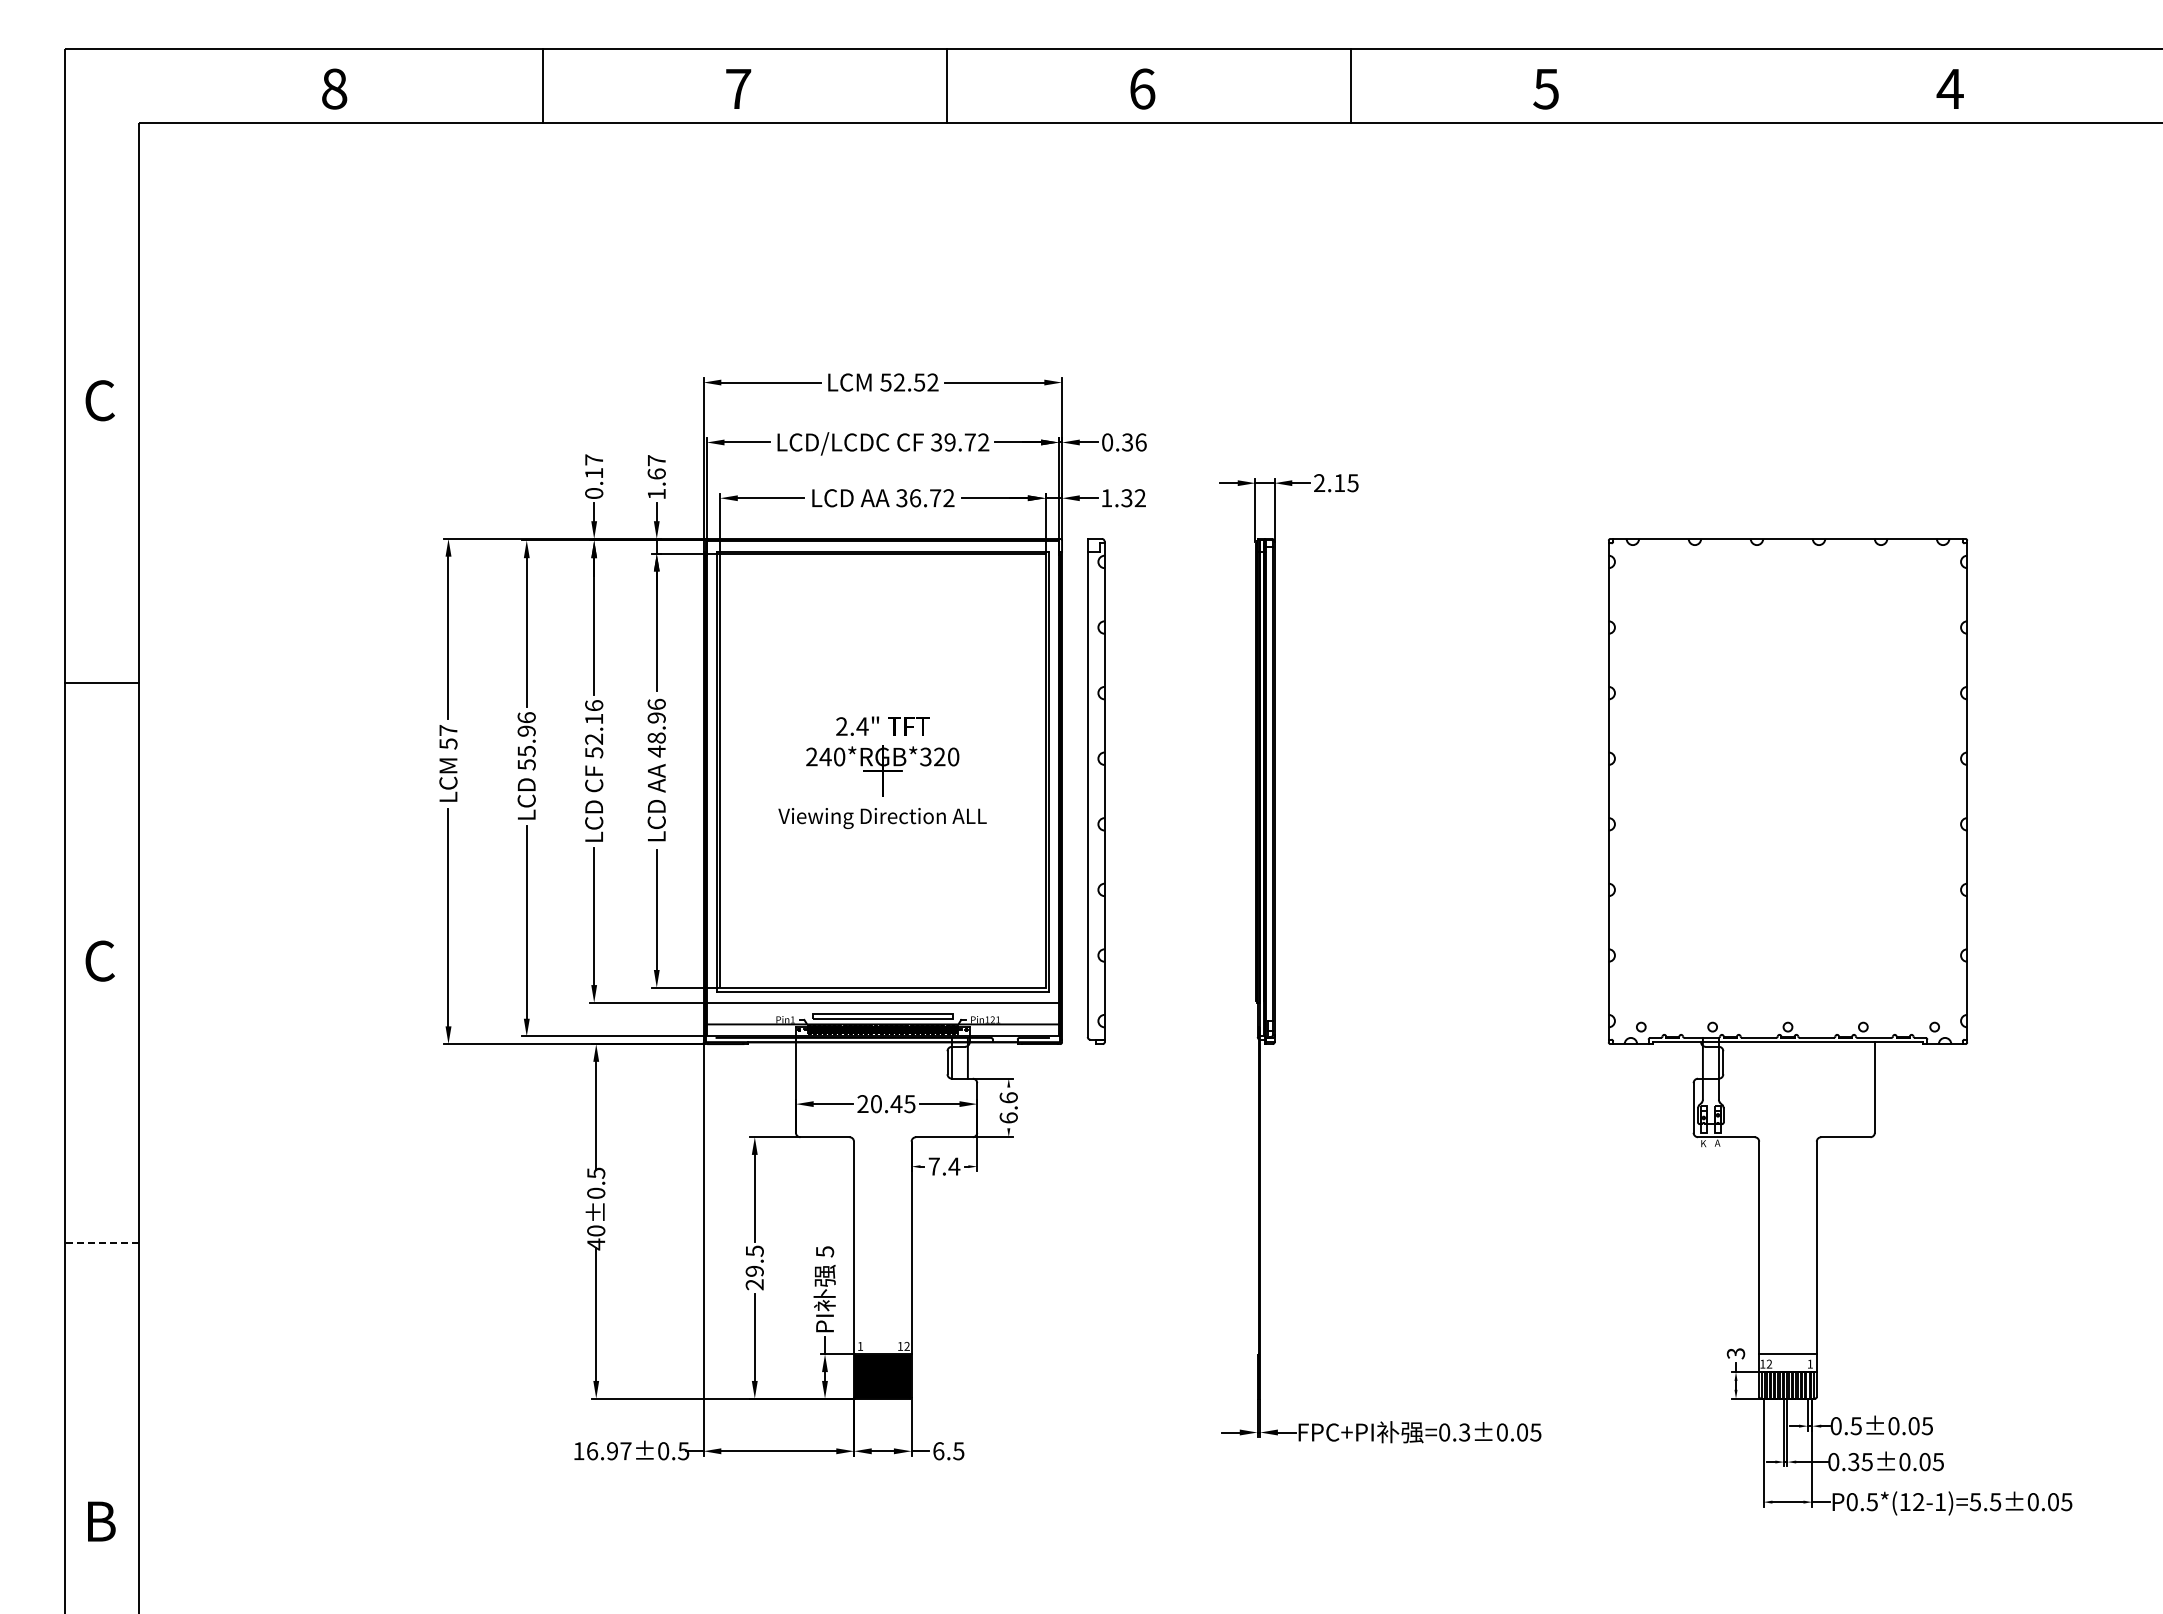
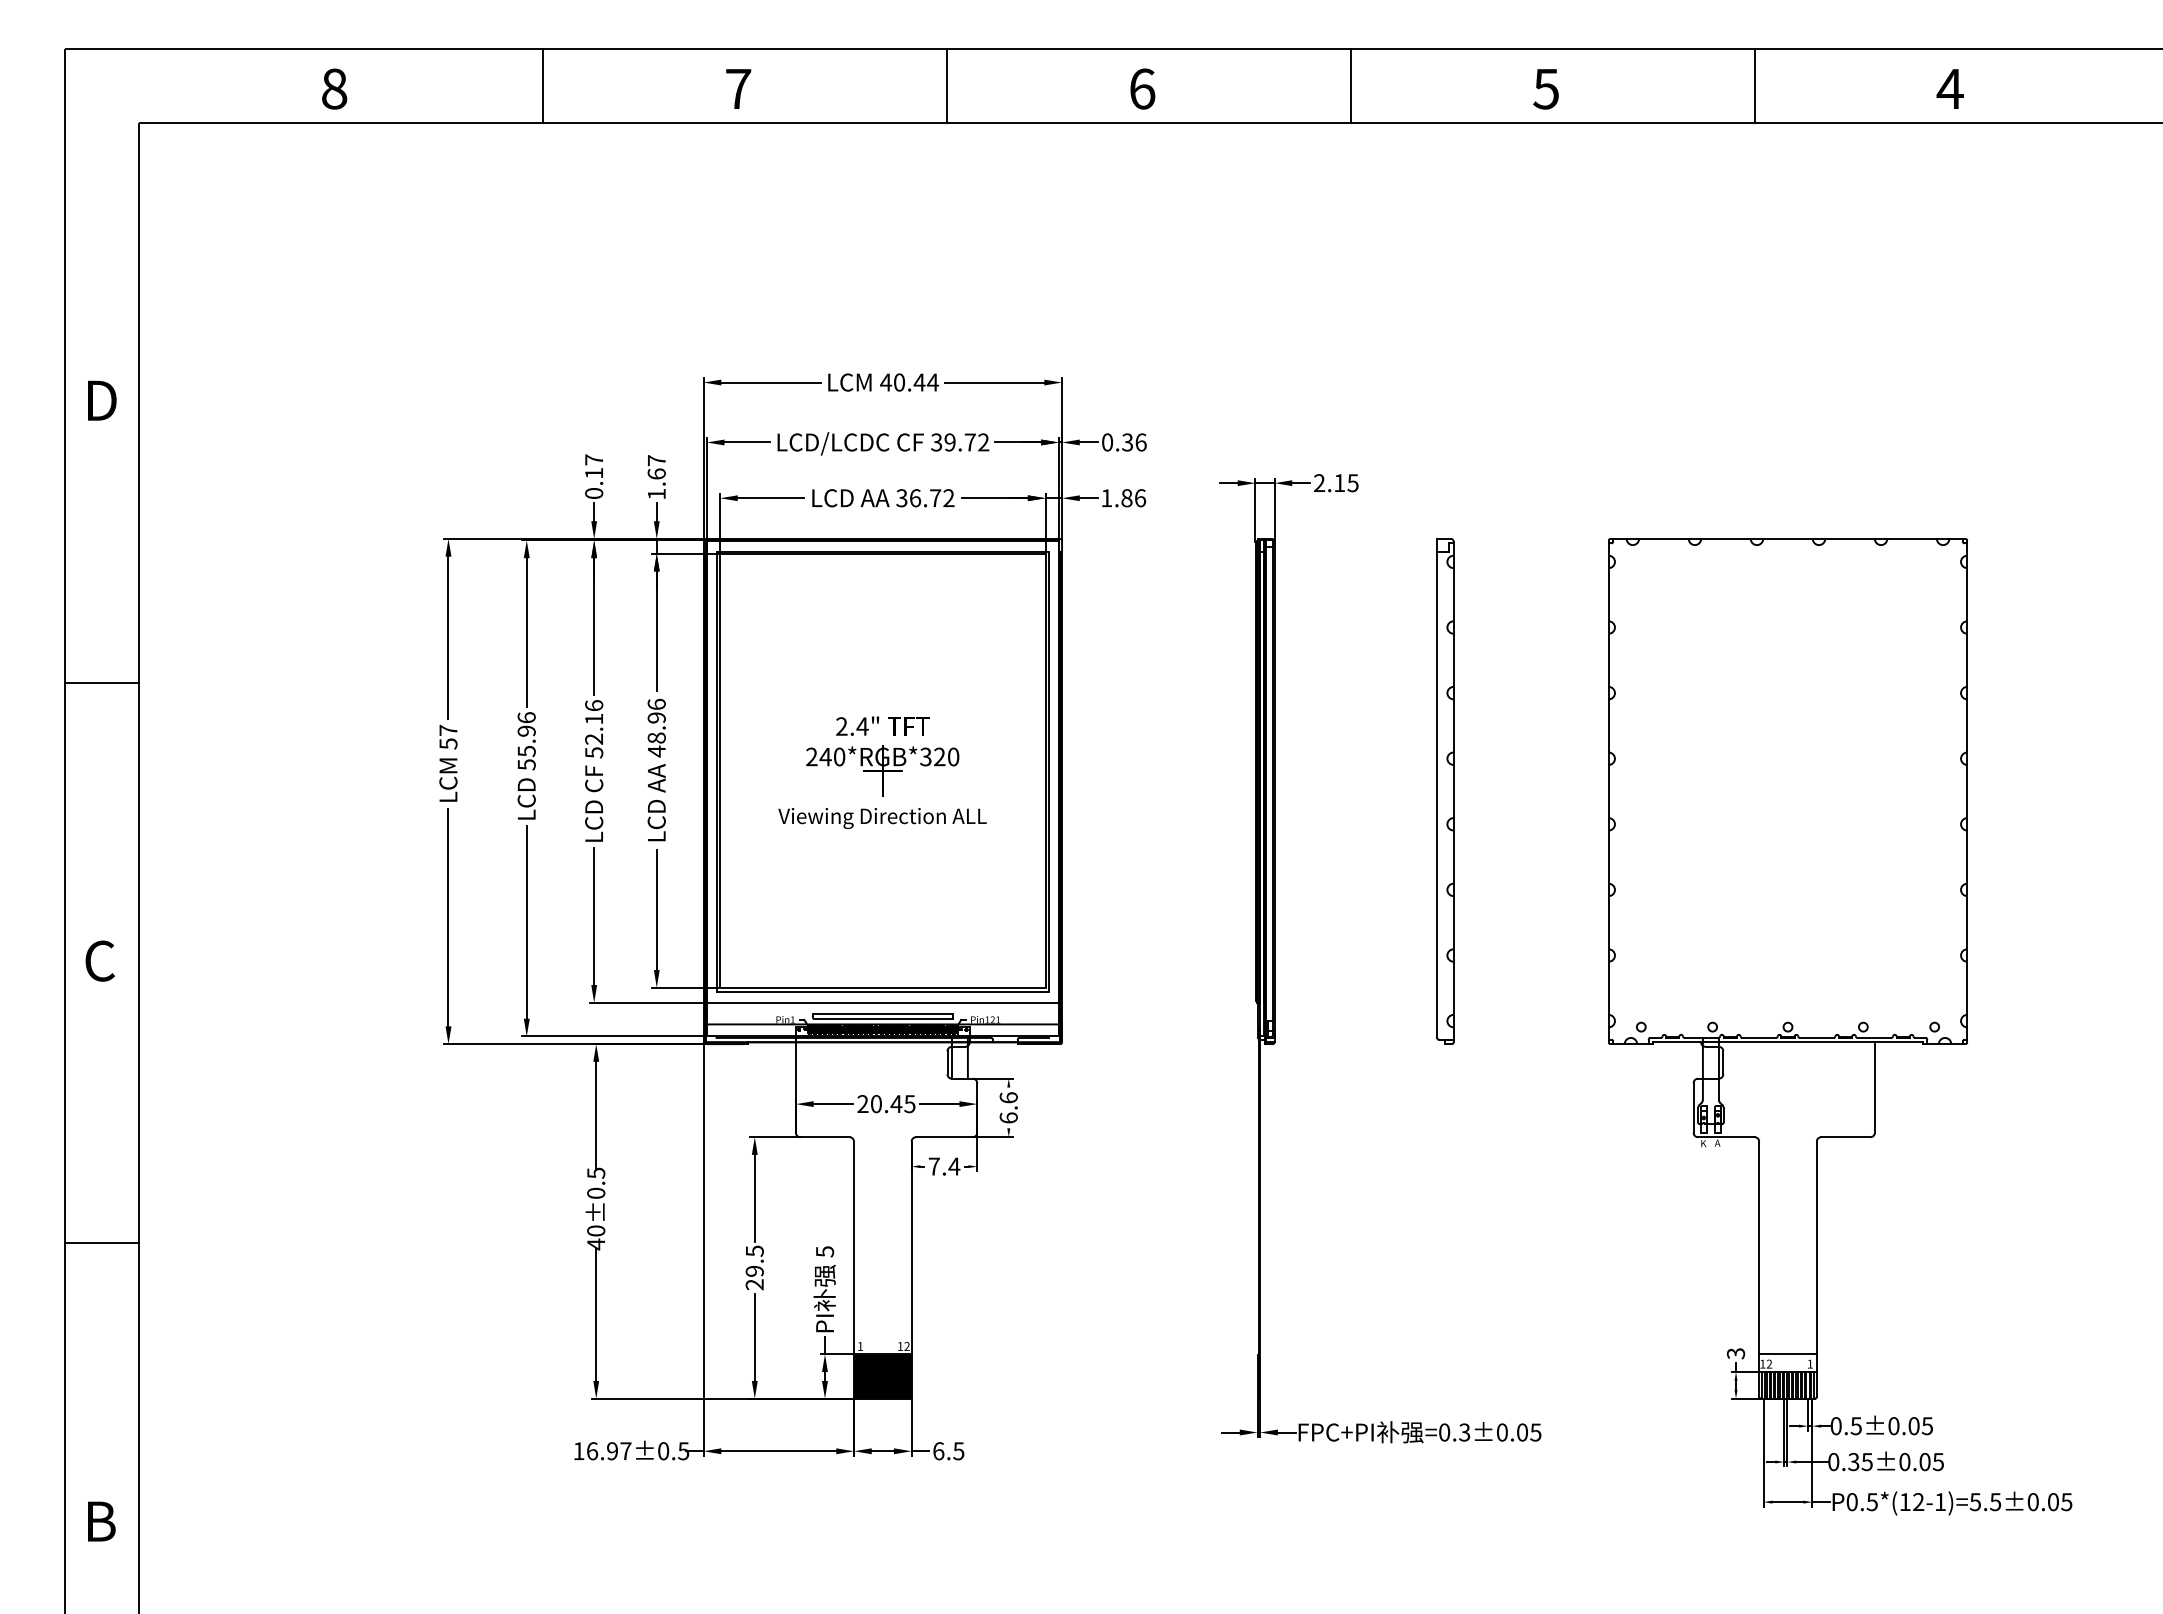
line: none -> present (1754, 85)
text: 52.52 -> 40.44 (909, 382)
text: C -> D (100, 400)
text: 1.32 -> 1.86 (1133, 498)
part position: (1095, 791) -> (1444, 791) (1444, 791)
line: dashed -> solid (101, 1243)
